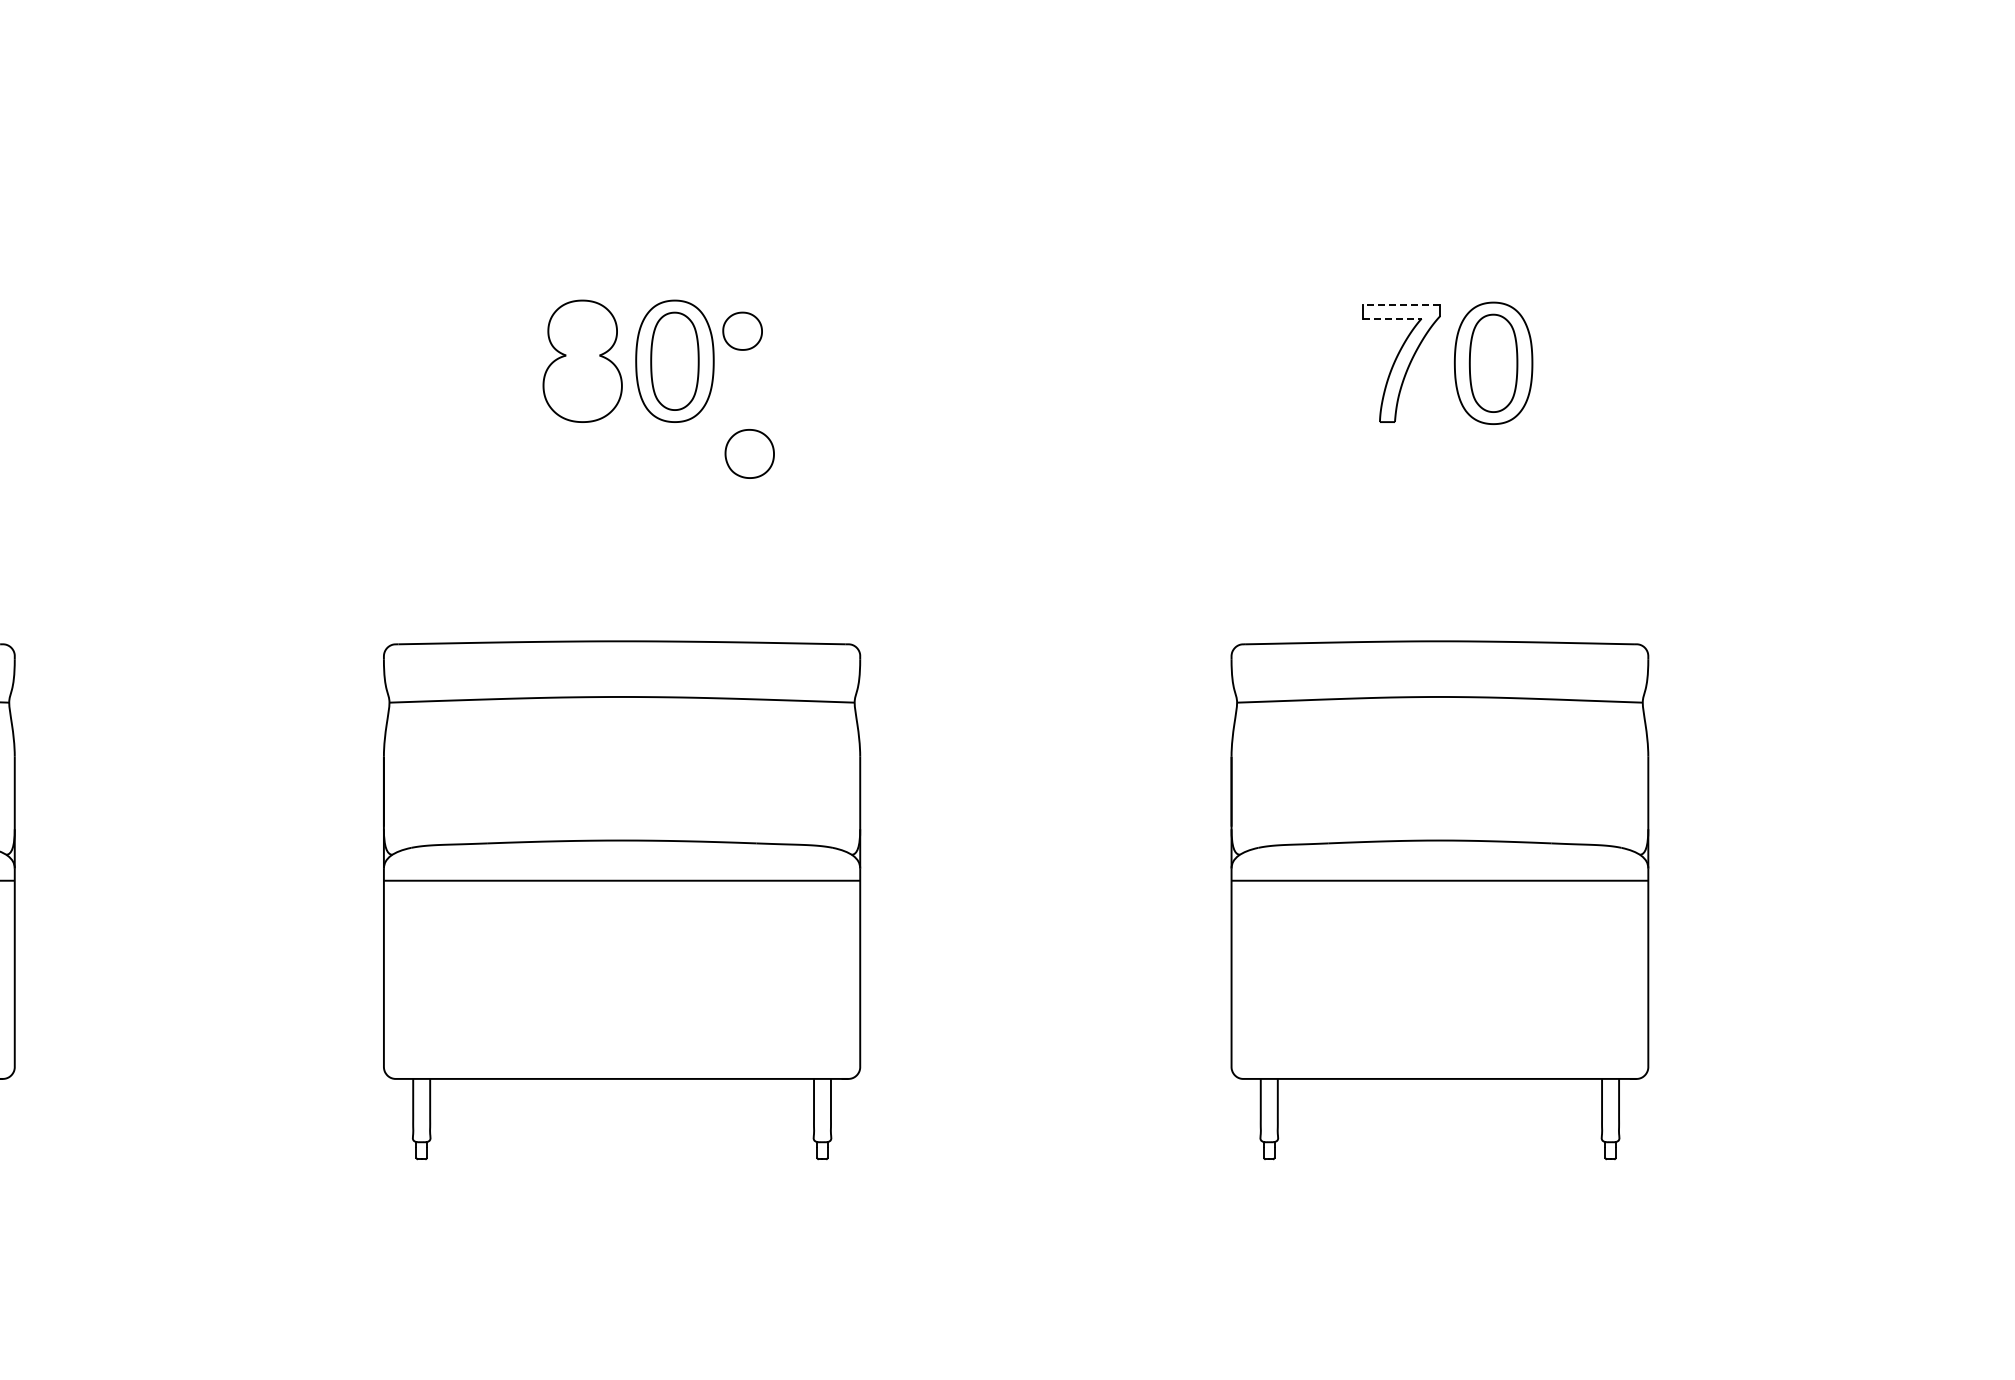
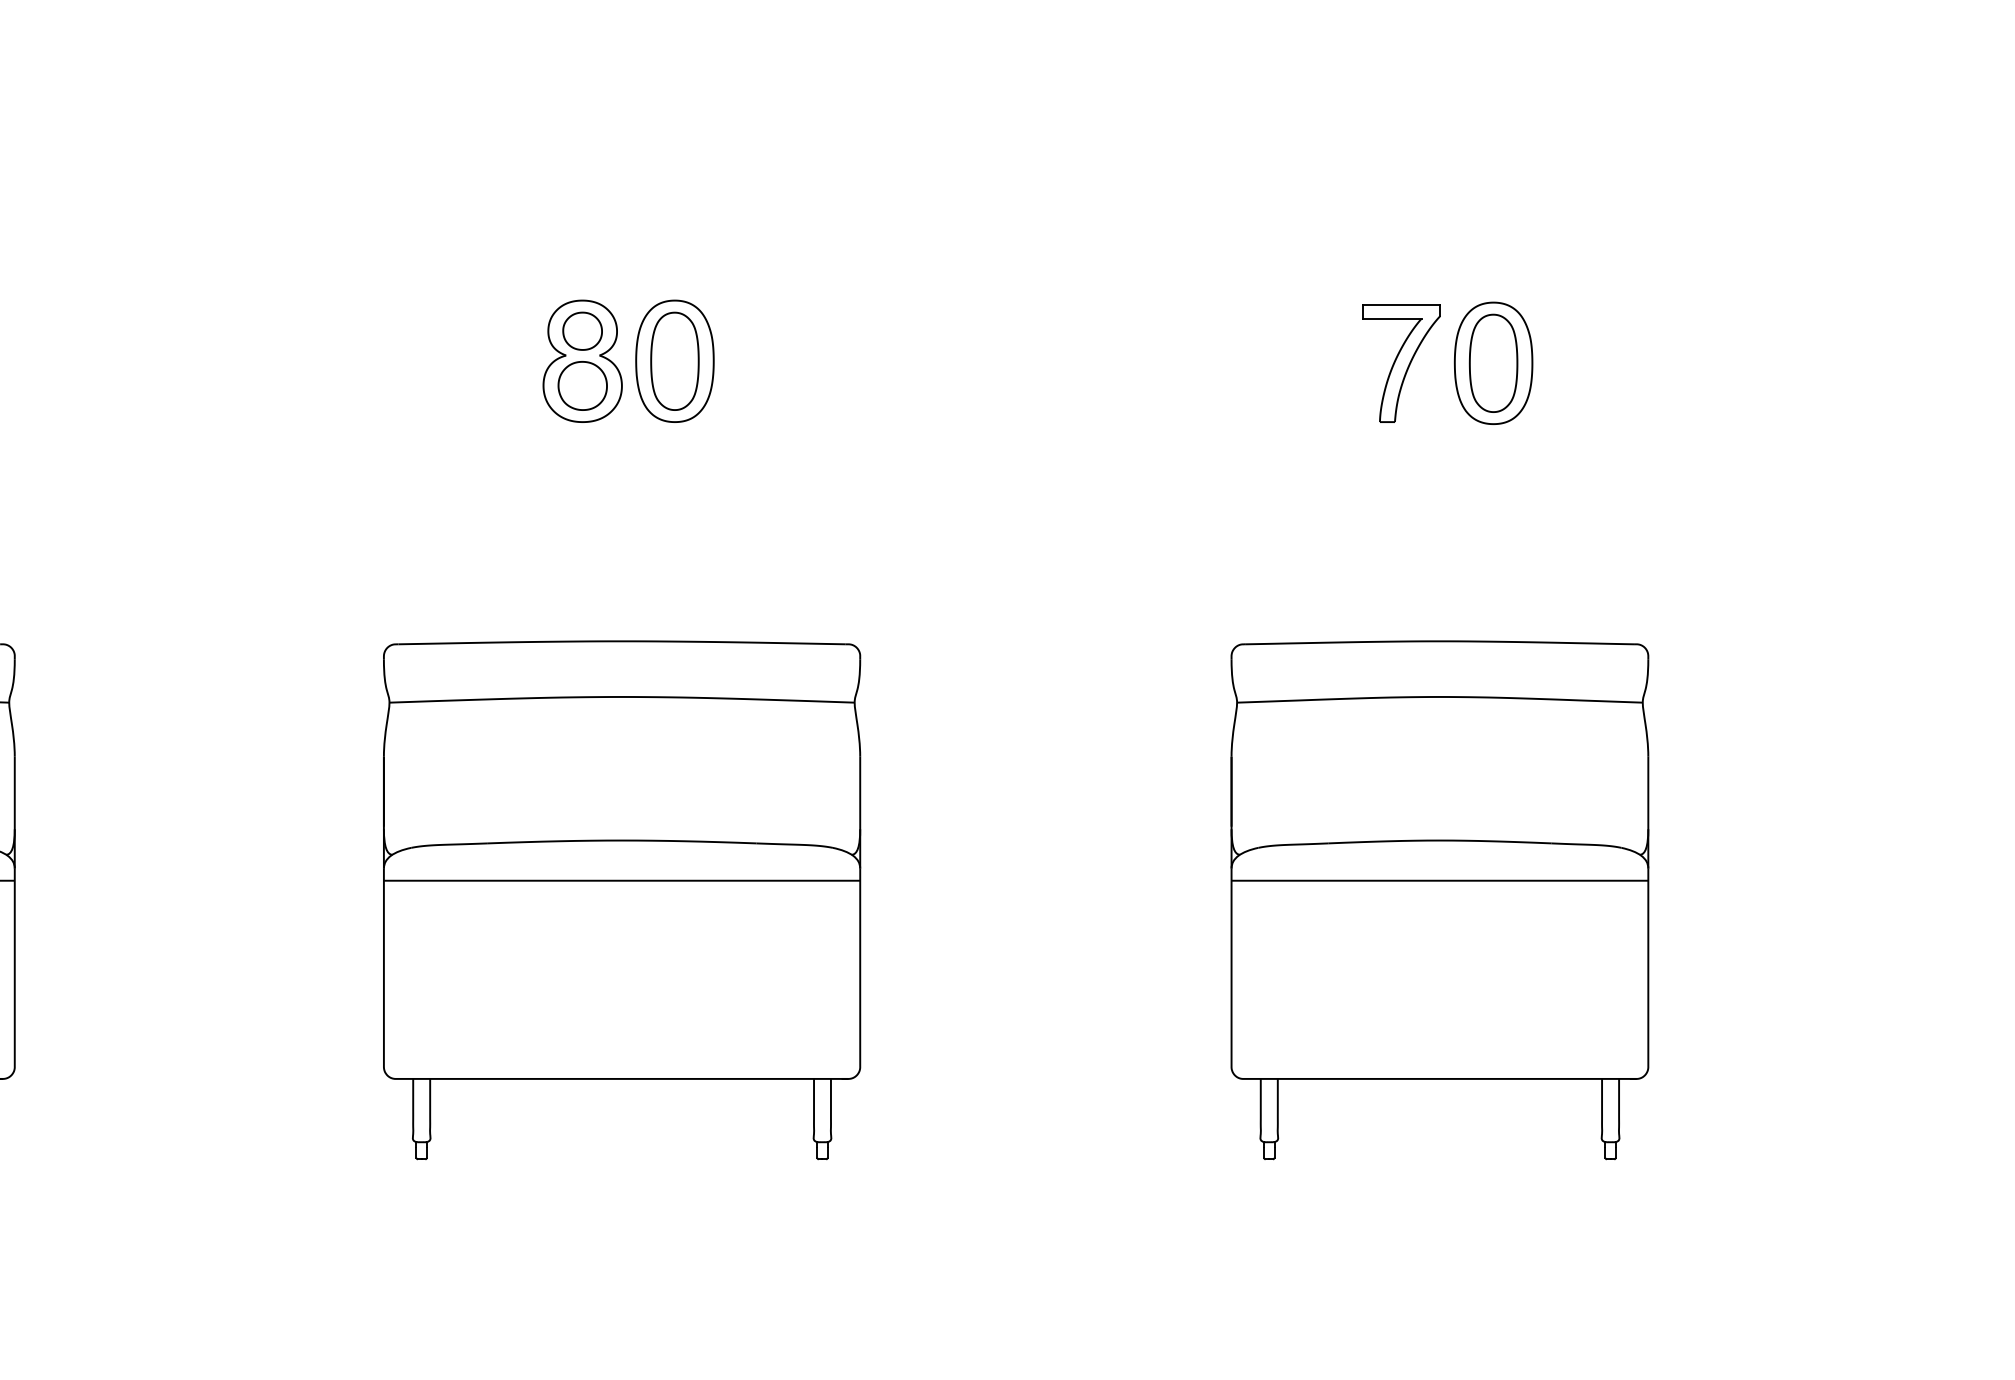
line: dashed -> solid (1401, 304)
line: dashed -> solid (1392, 318)
part position: (742, 330) -> (582, 330) (582, 330)
part position: (749, 453) -> (582, 385) (582, 385)
